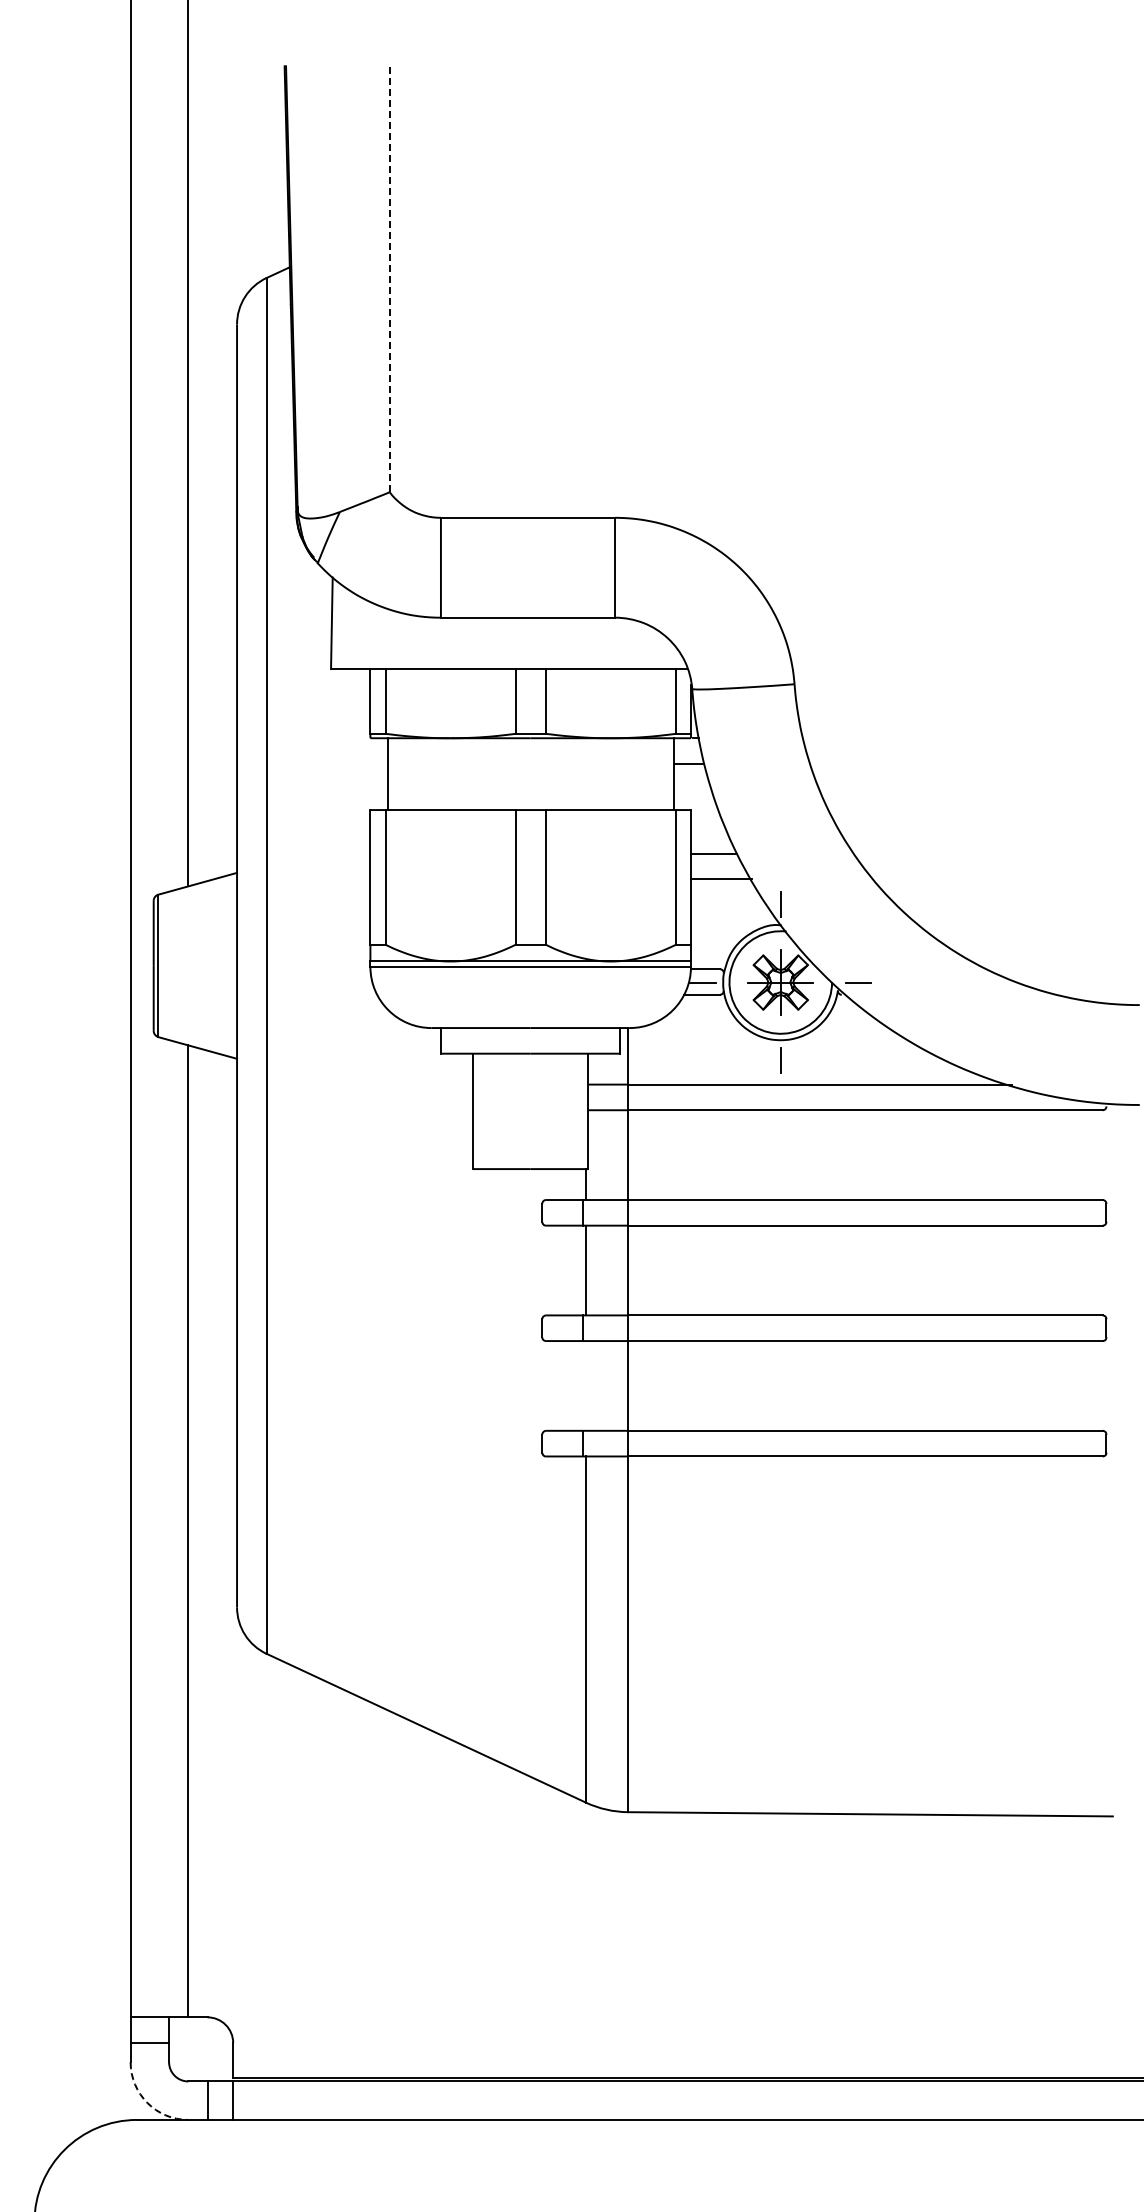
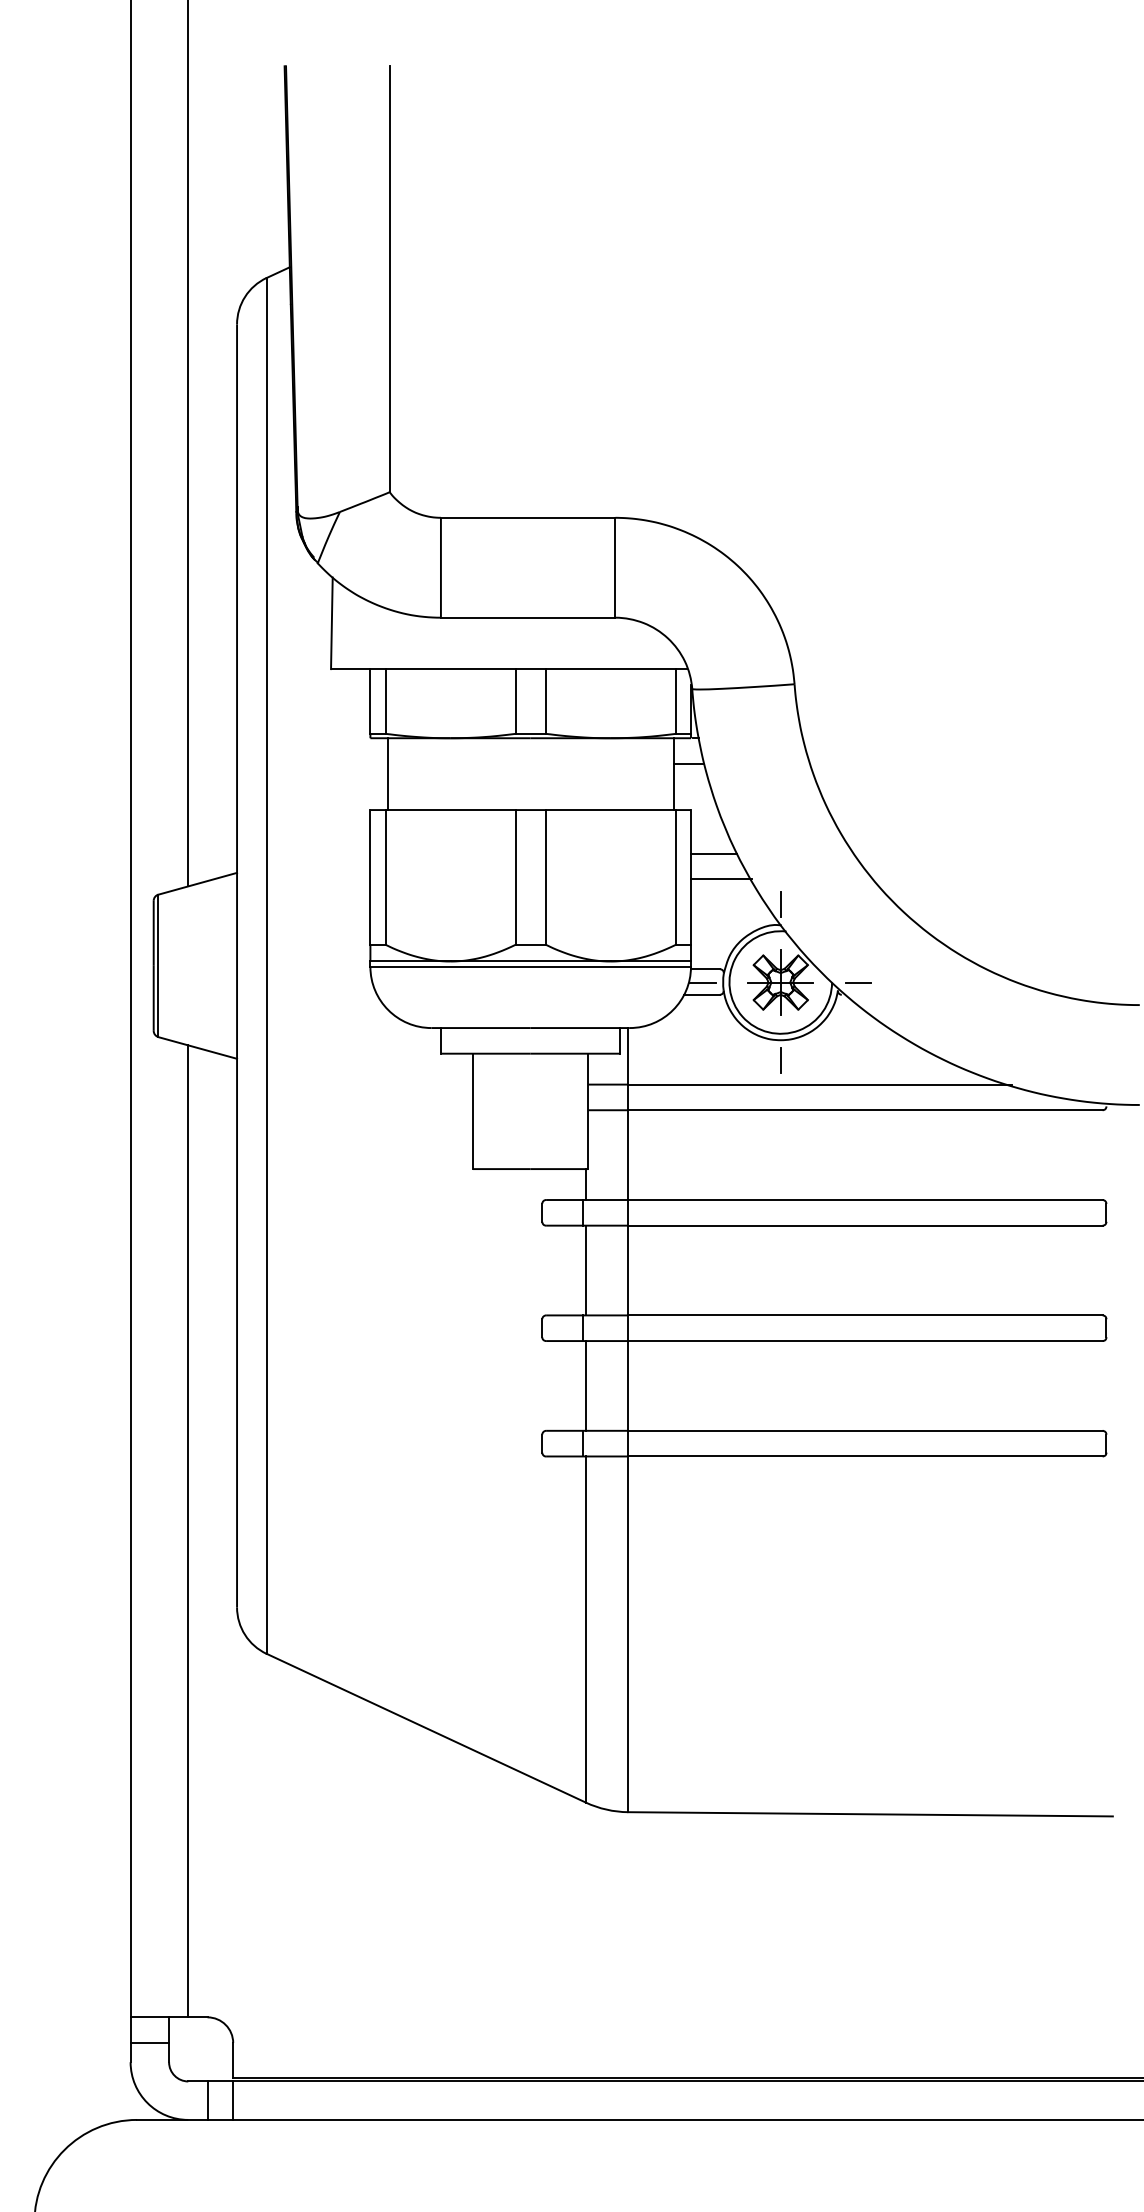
line: dashed -> solid (389, 279)
line: none -> present (585, 1385)
arc: dashed -> solid (147, 2103)
